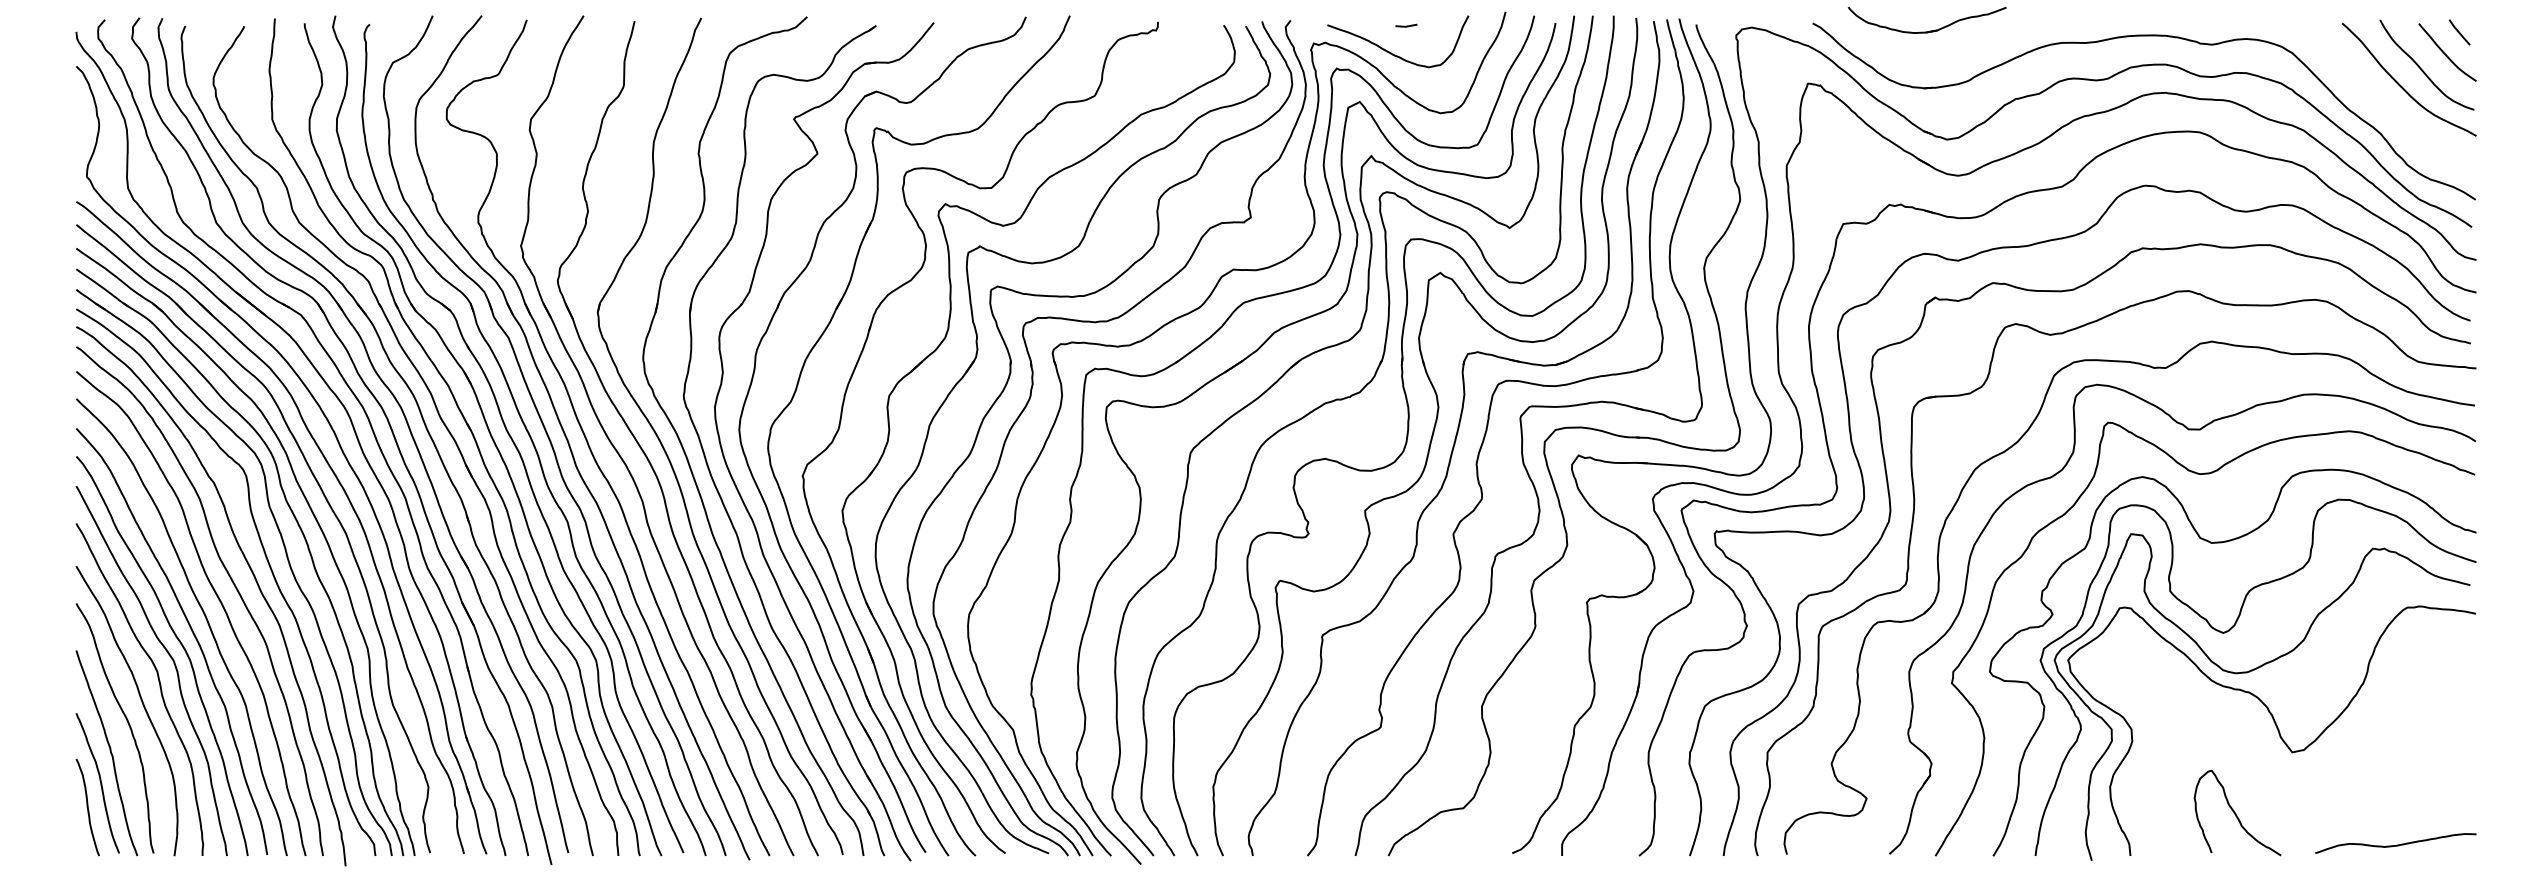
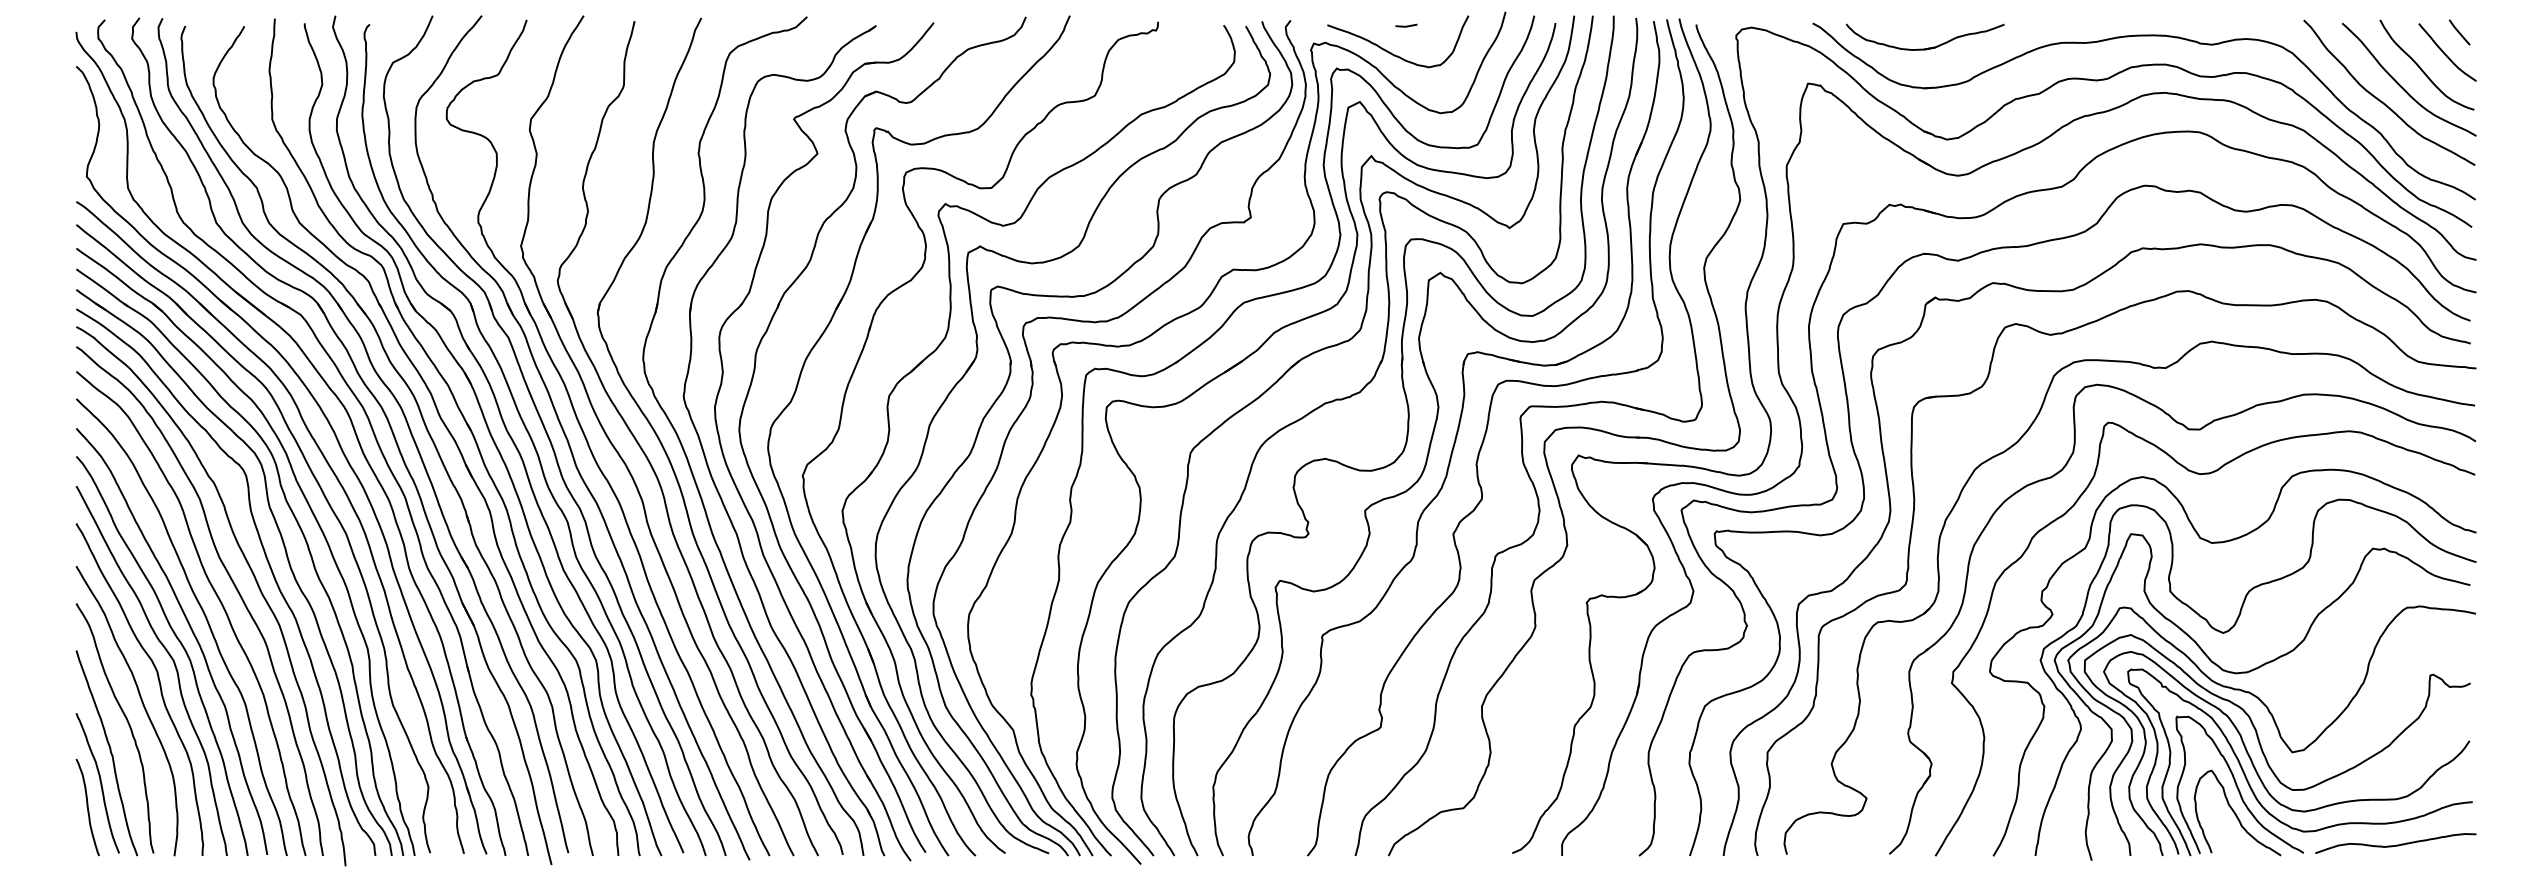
part position: (1930, 30) -> (1928, 47) (1928, 47)
curve: none -> present (2384, 102)
part: none -> present (2263, 750)
